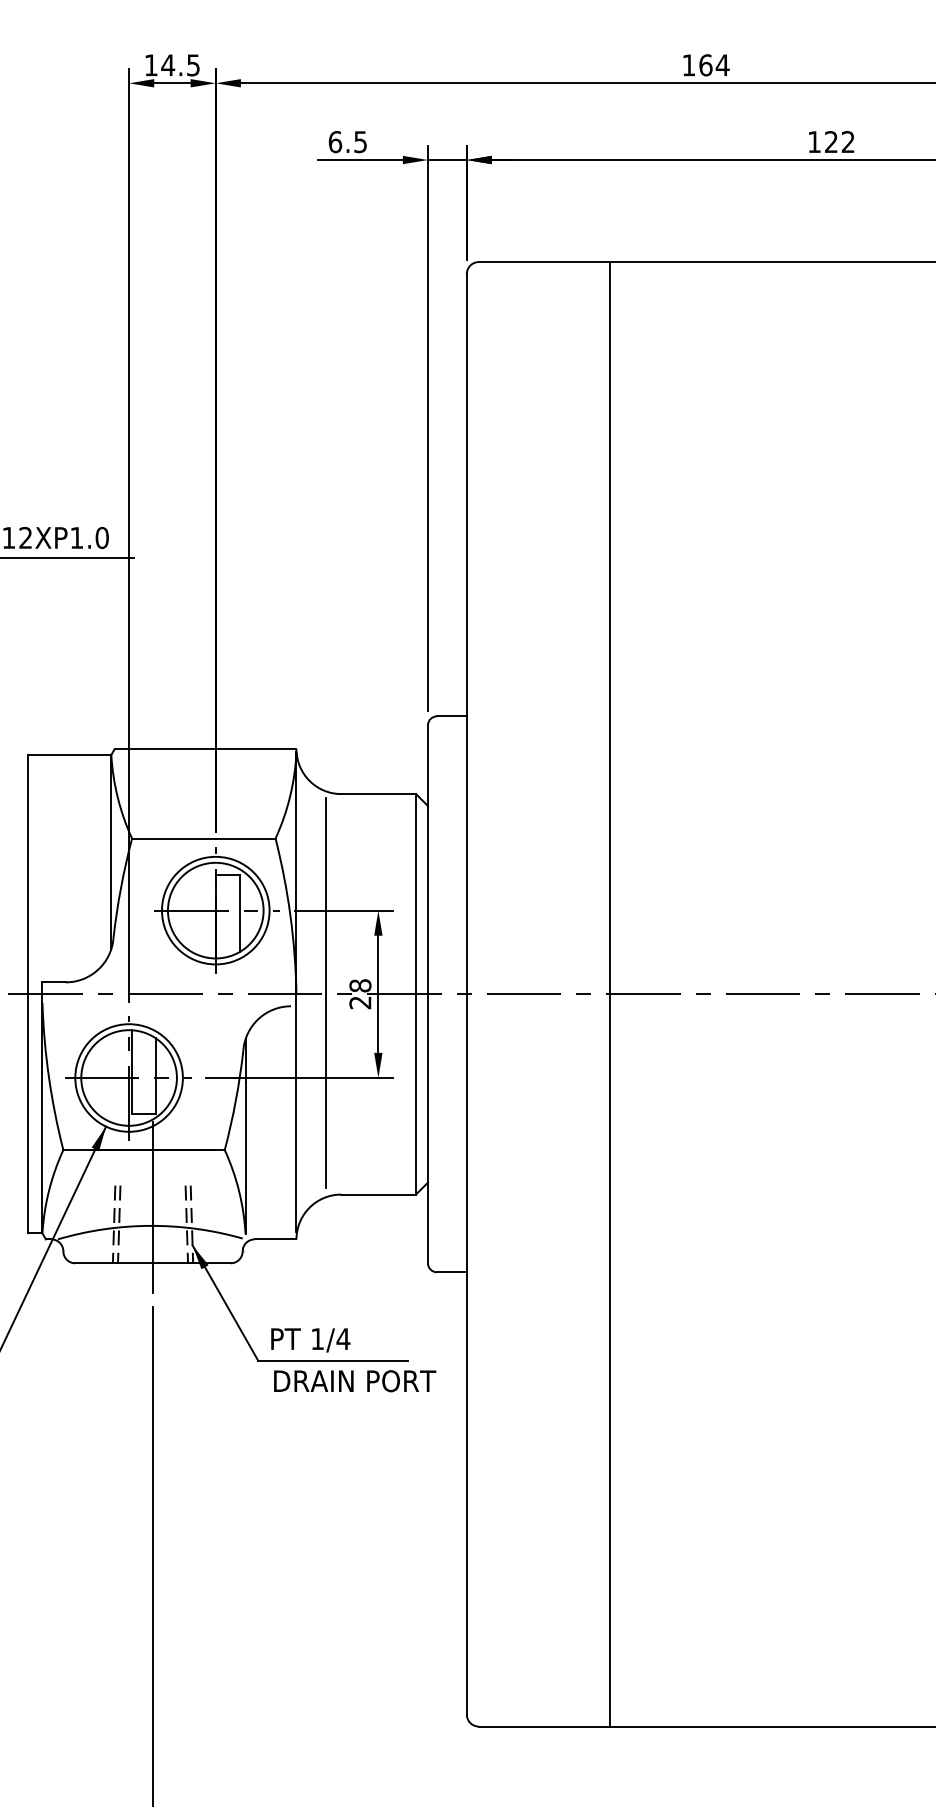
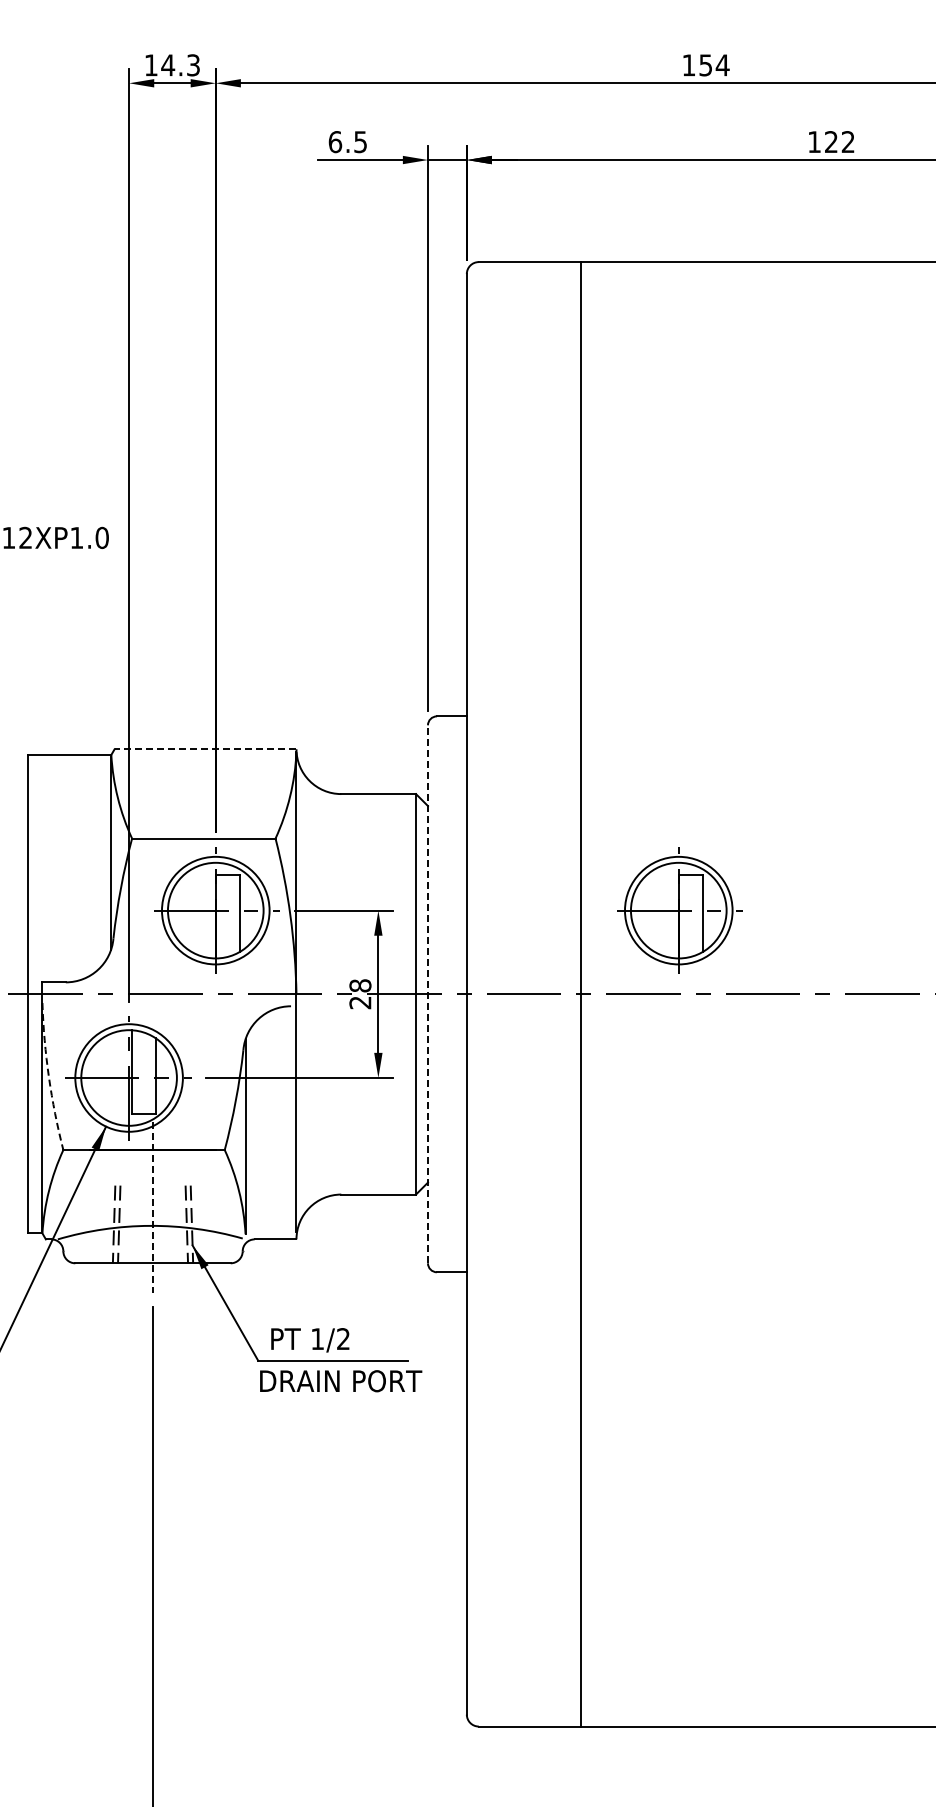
text: 14.5 -> 14.3 (193, 64)
text: 164 -> 154 (705, 65)
line: present -> none (68, 557)
line: solid -> dashed (205, 749)
part: none -> present (679, 910)
line: present -> none (325, 992)
line: solid -> dashed (427, 994)
line position: (610, 994) -> (581, 994) (581, 994)
arc: solid -> dashed (48, 1077)
line: solid -> dashed (153, 1207)
text: 1/4 -> 1/2 (343, 1338)
text position: (355, 1381) -> (341, 1381) (341, 1381)
